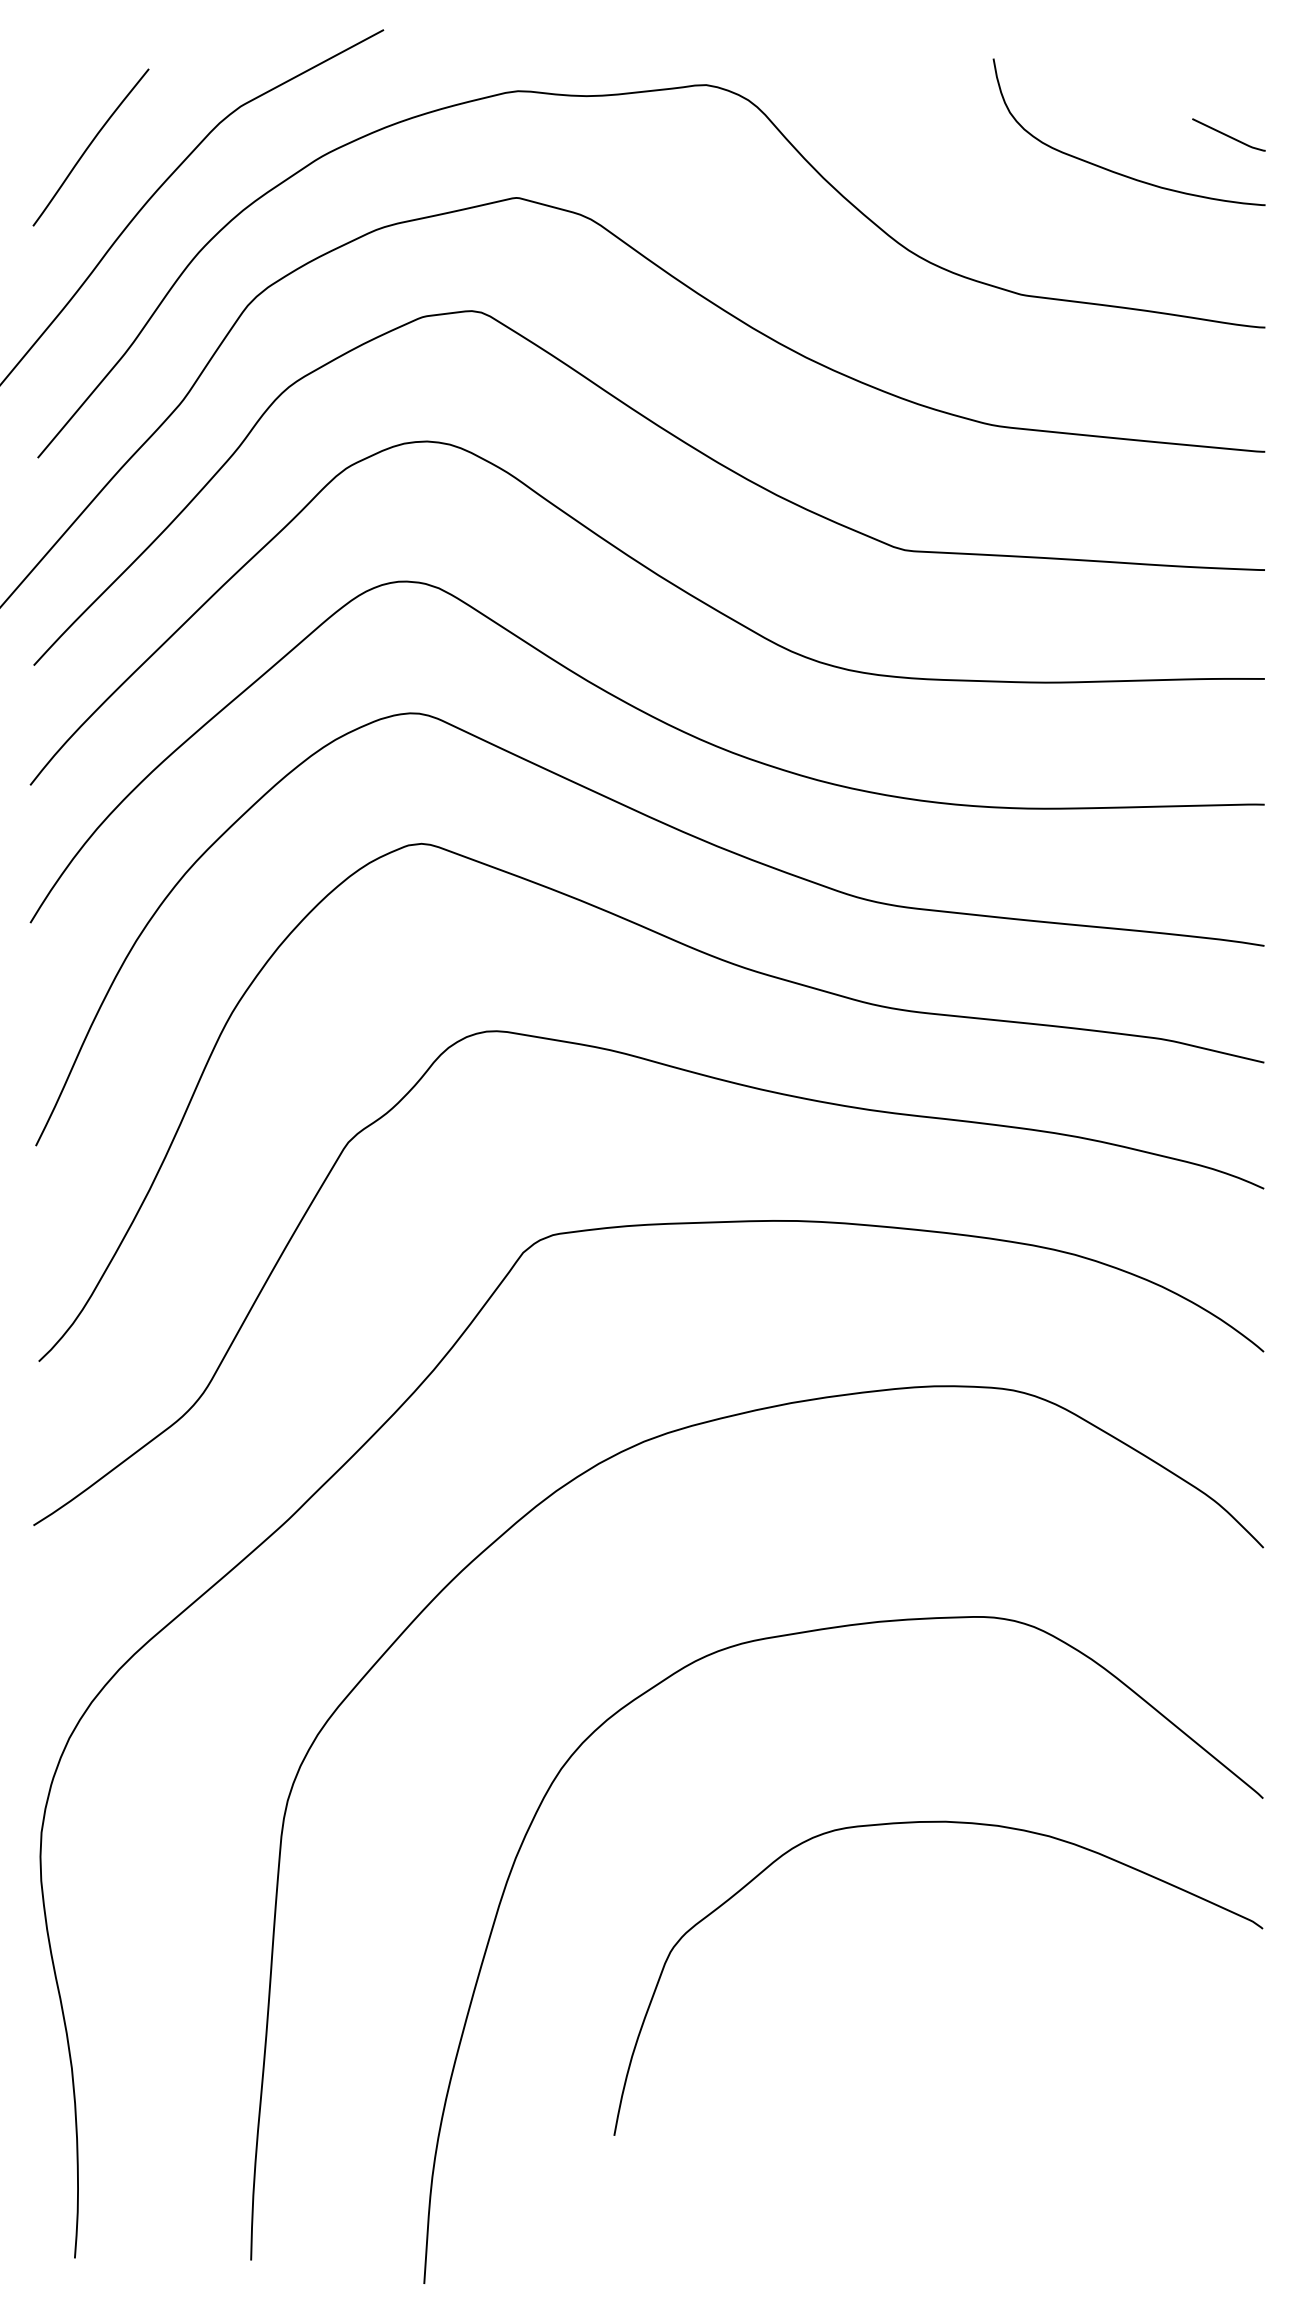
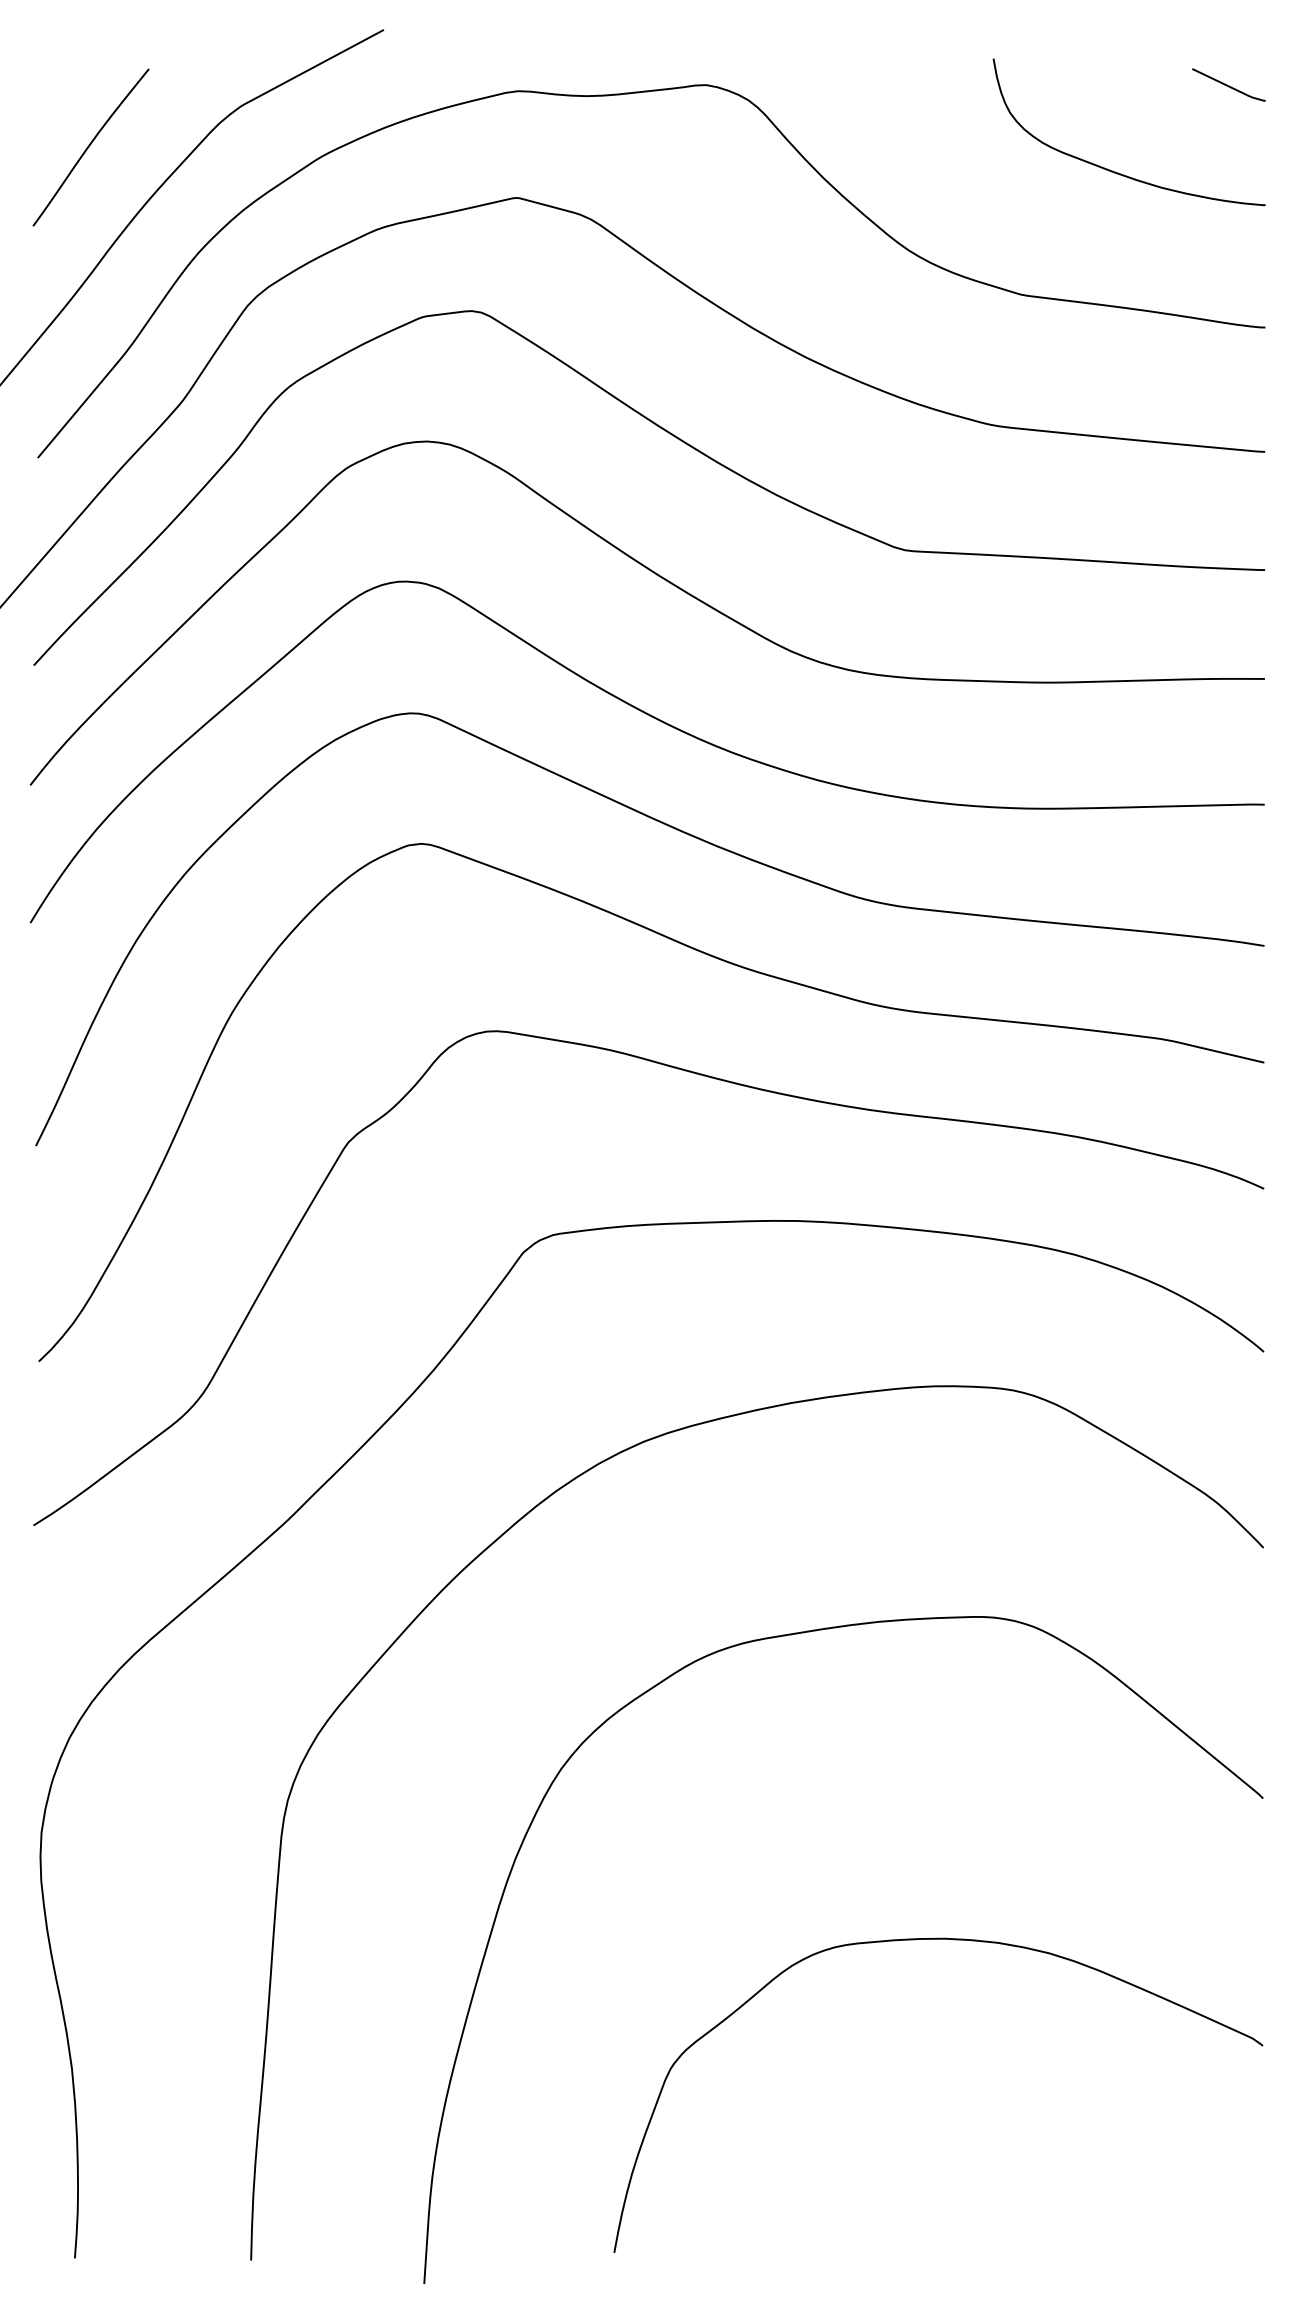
line position: (1227, 134) -> (1227, 84) (1227, 84)
curve position: (953, 1823) -> (953, 1940) (953, 1940)
